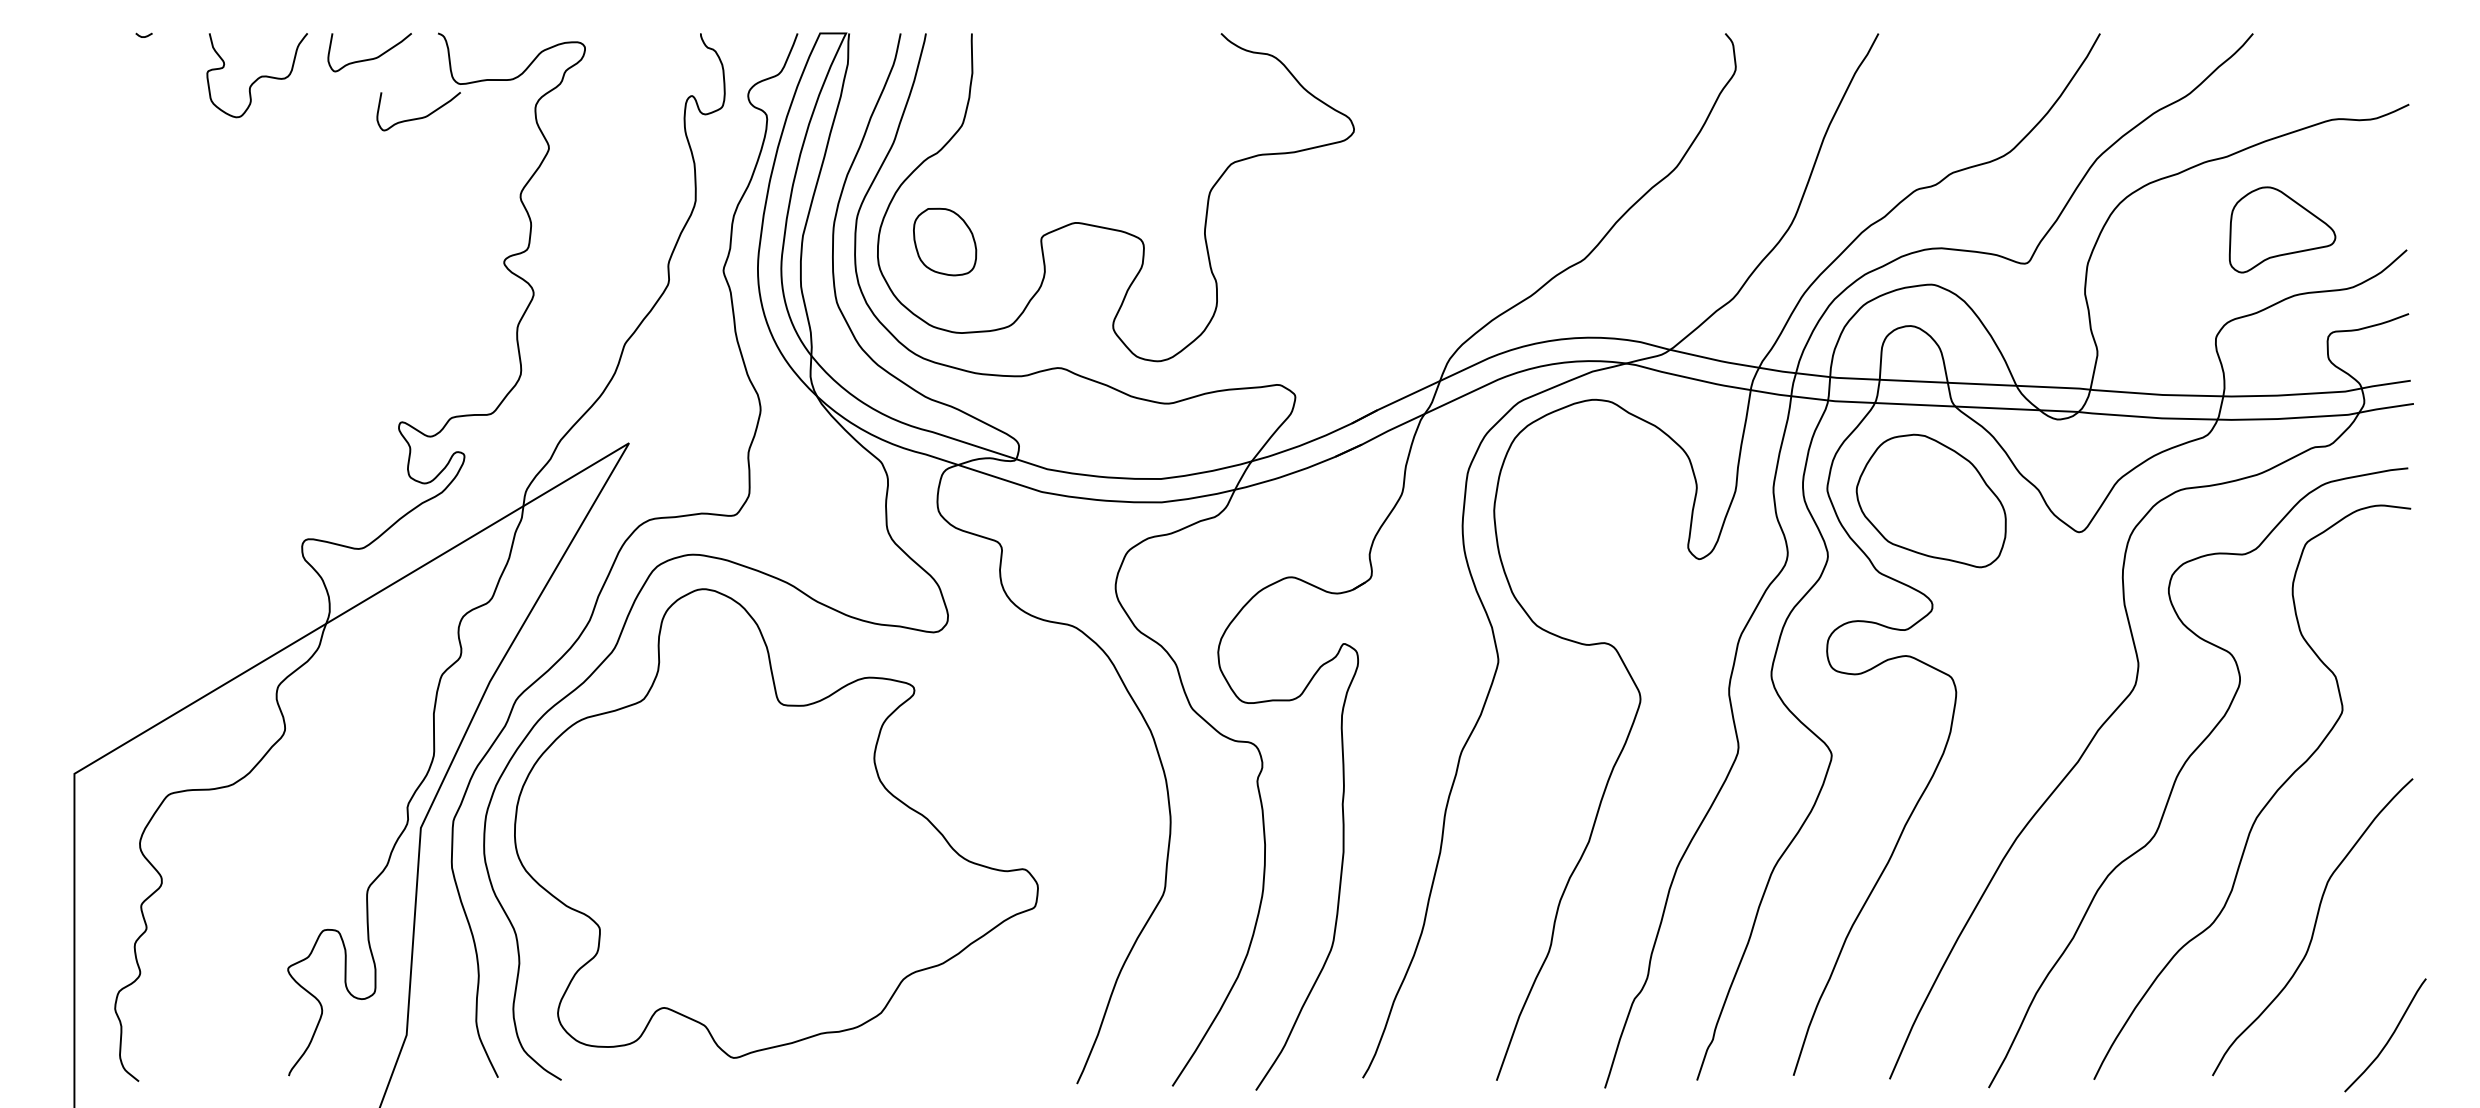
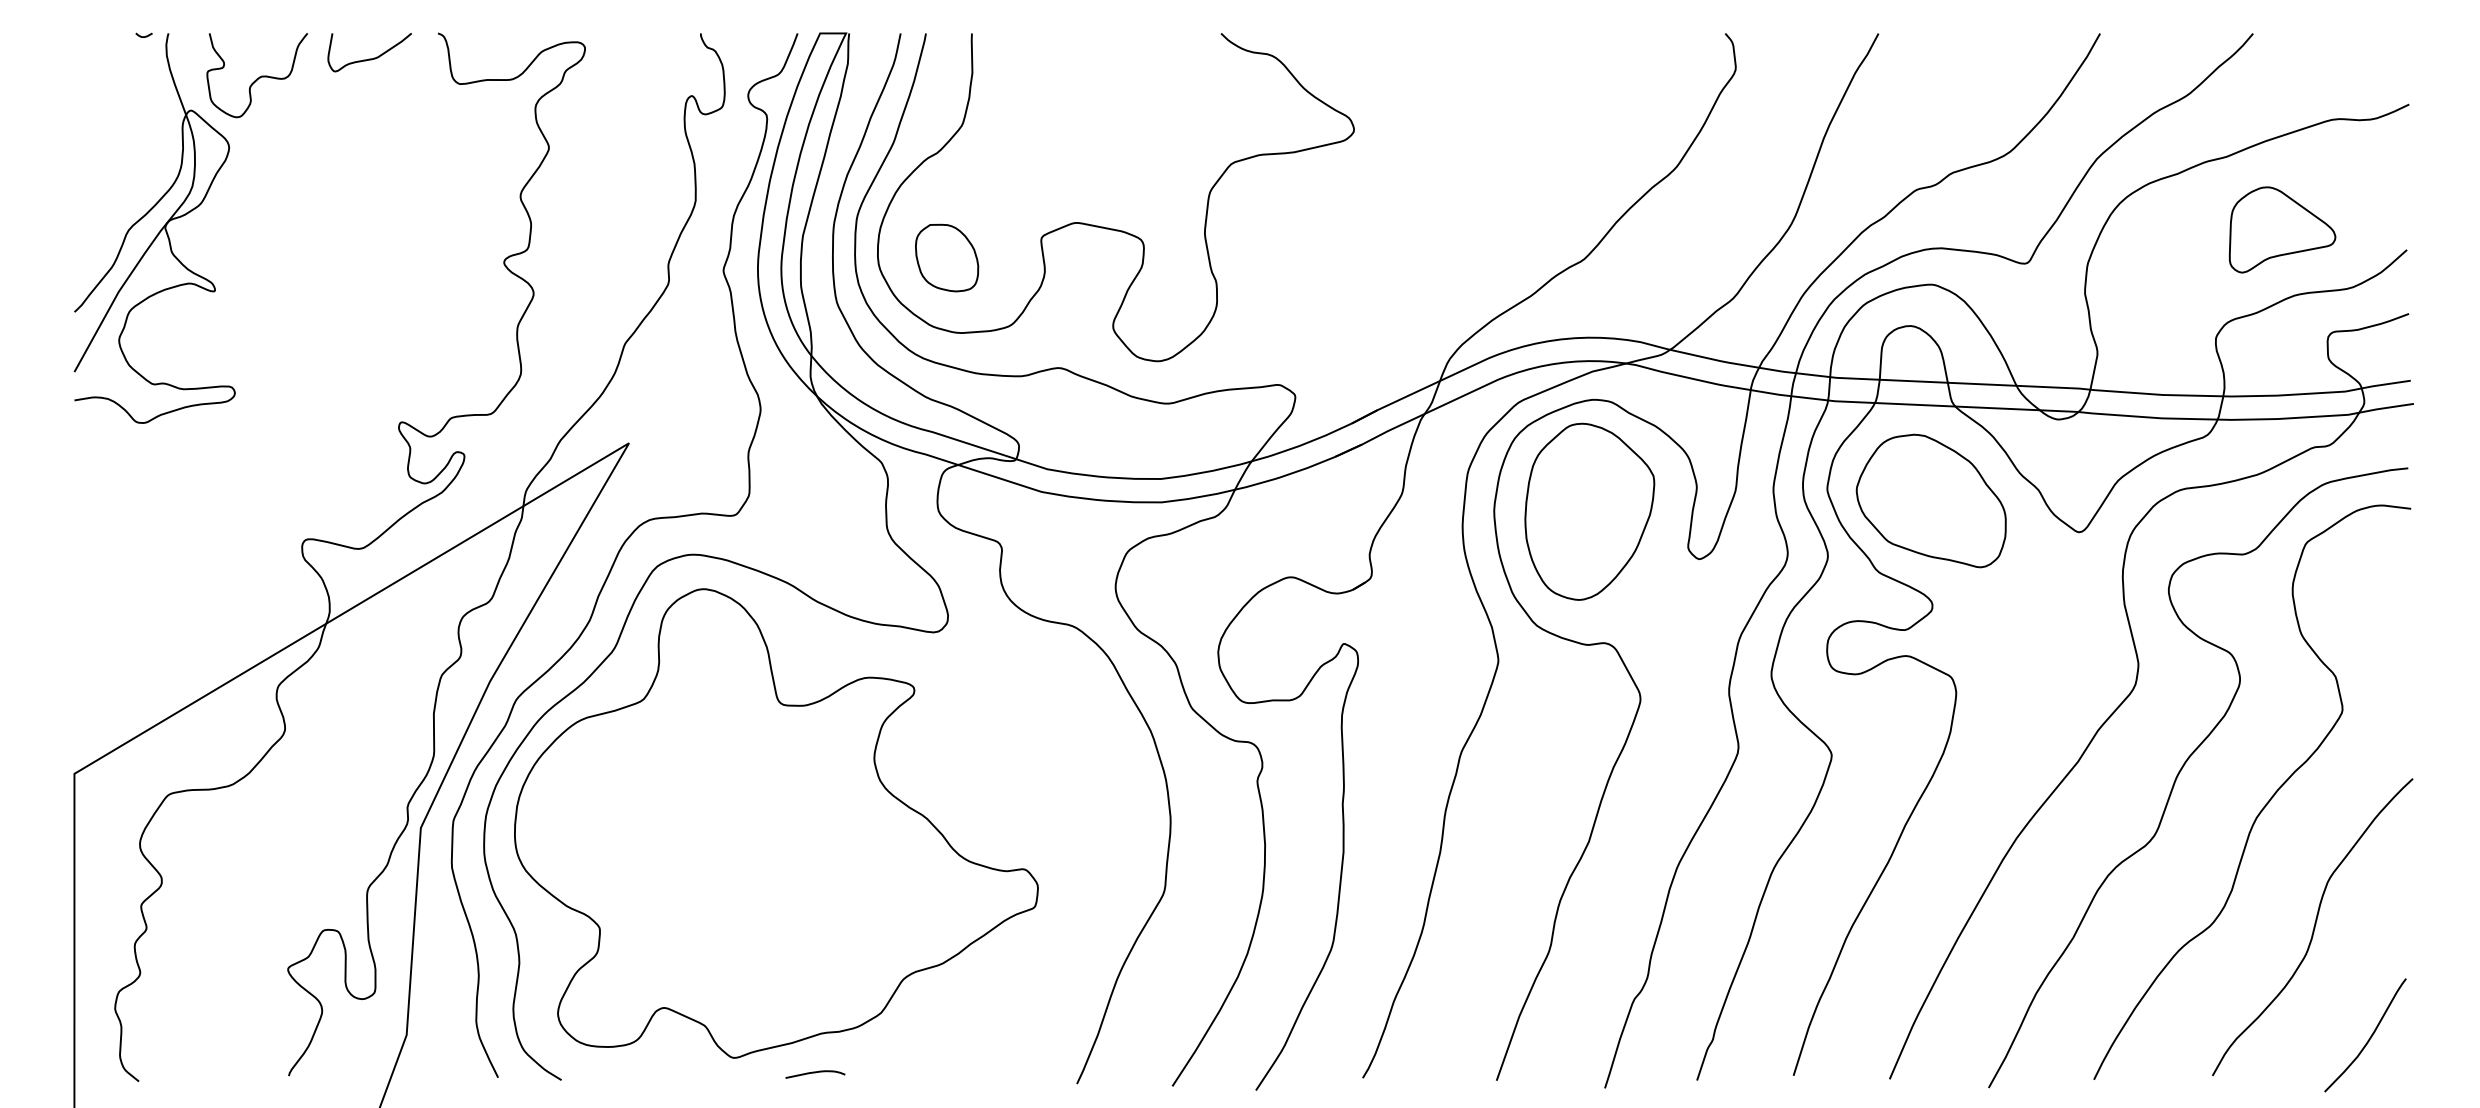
curve: present -> none (418, 117)
part: none -> present (154, 228)
part position: (945, 241) -> (947, 257) (947, 257)
part: none -> present (1589, 511)
curve position: (2389, 1037) -> (2369, 1037) (2369, 1037)
curve: none -> present (815, 1073)
